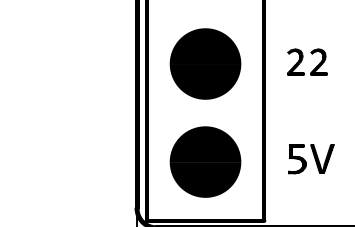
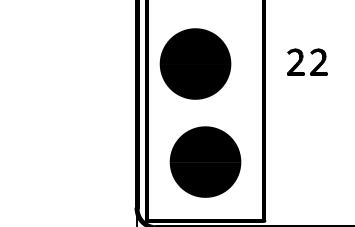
part position: (205, 63) -> (195, 63) (195, 63)
part: present -> none (311, 159)
